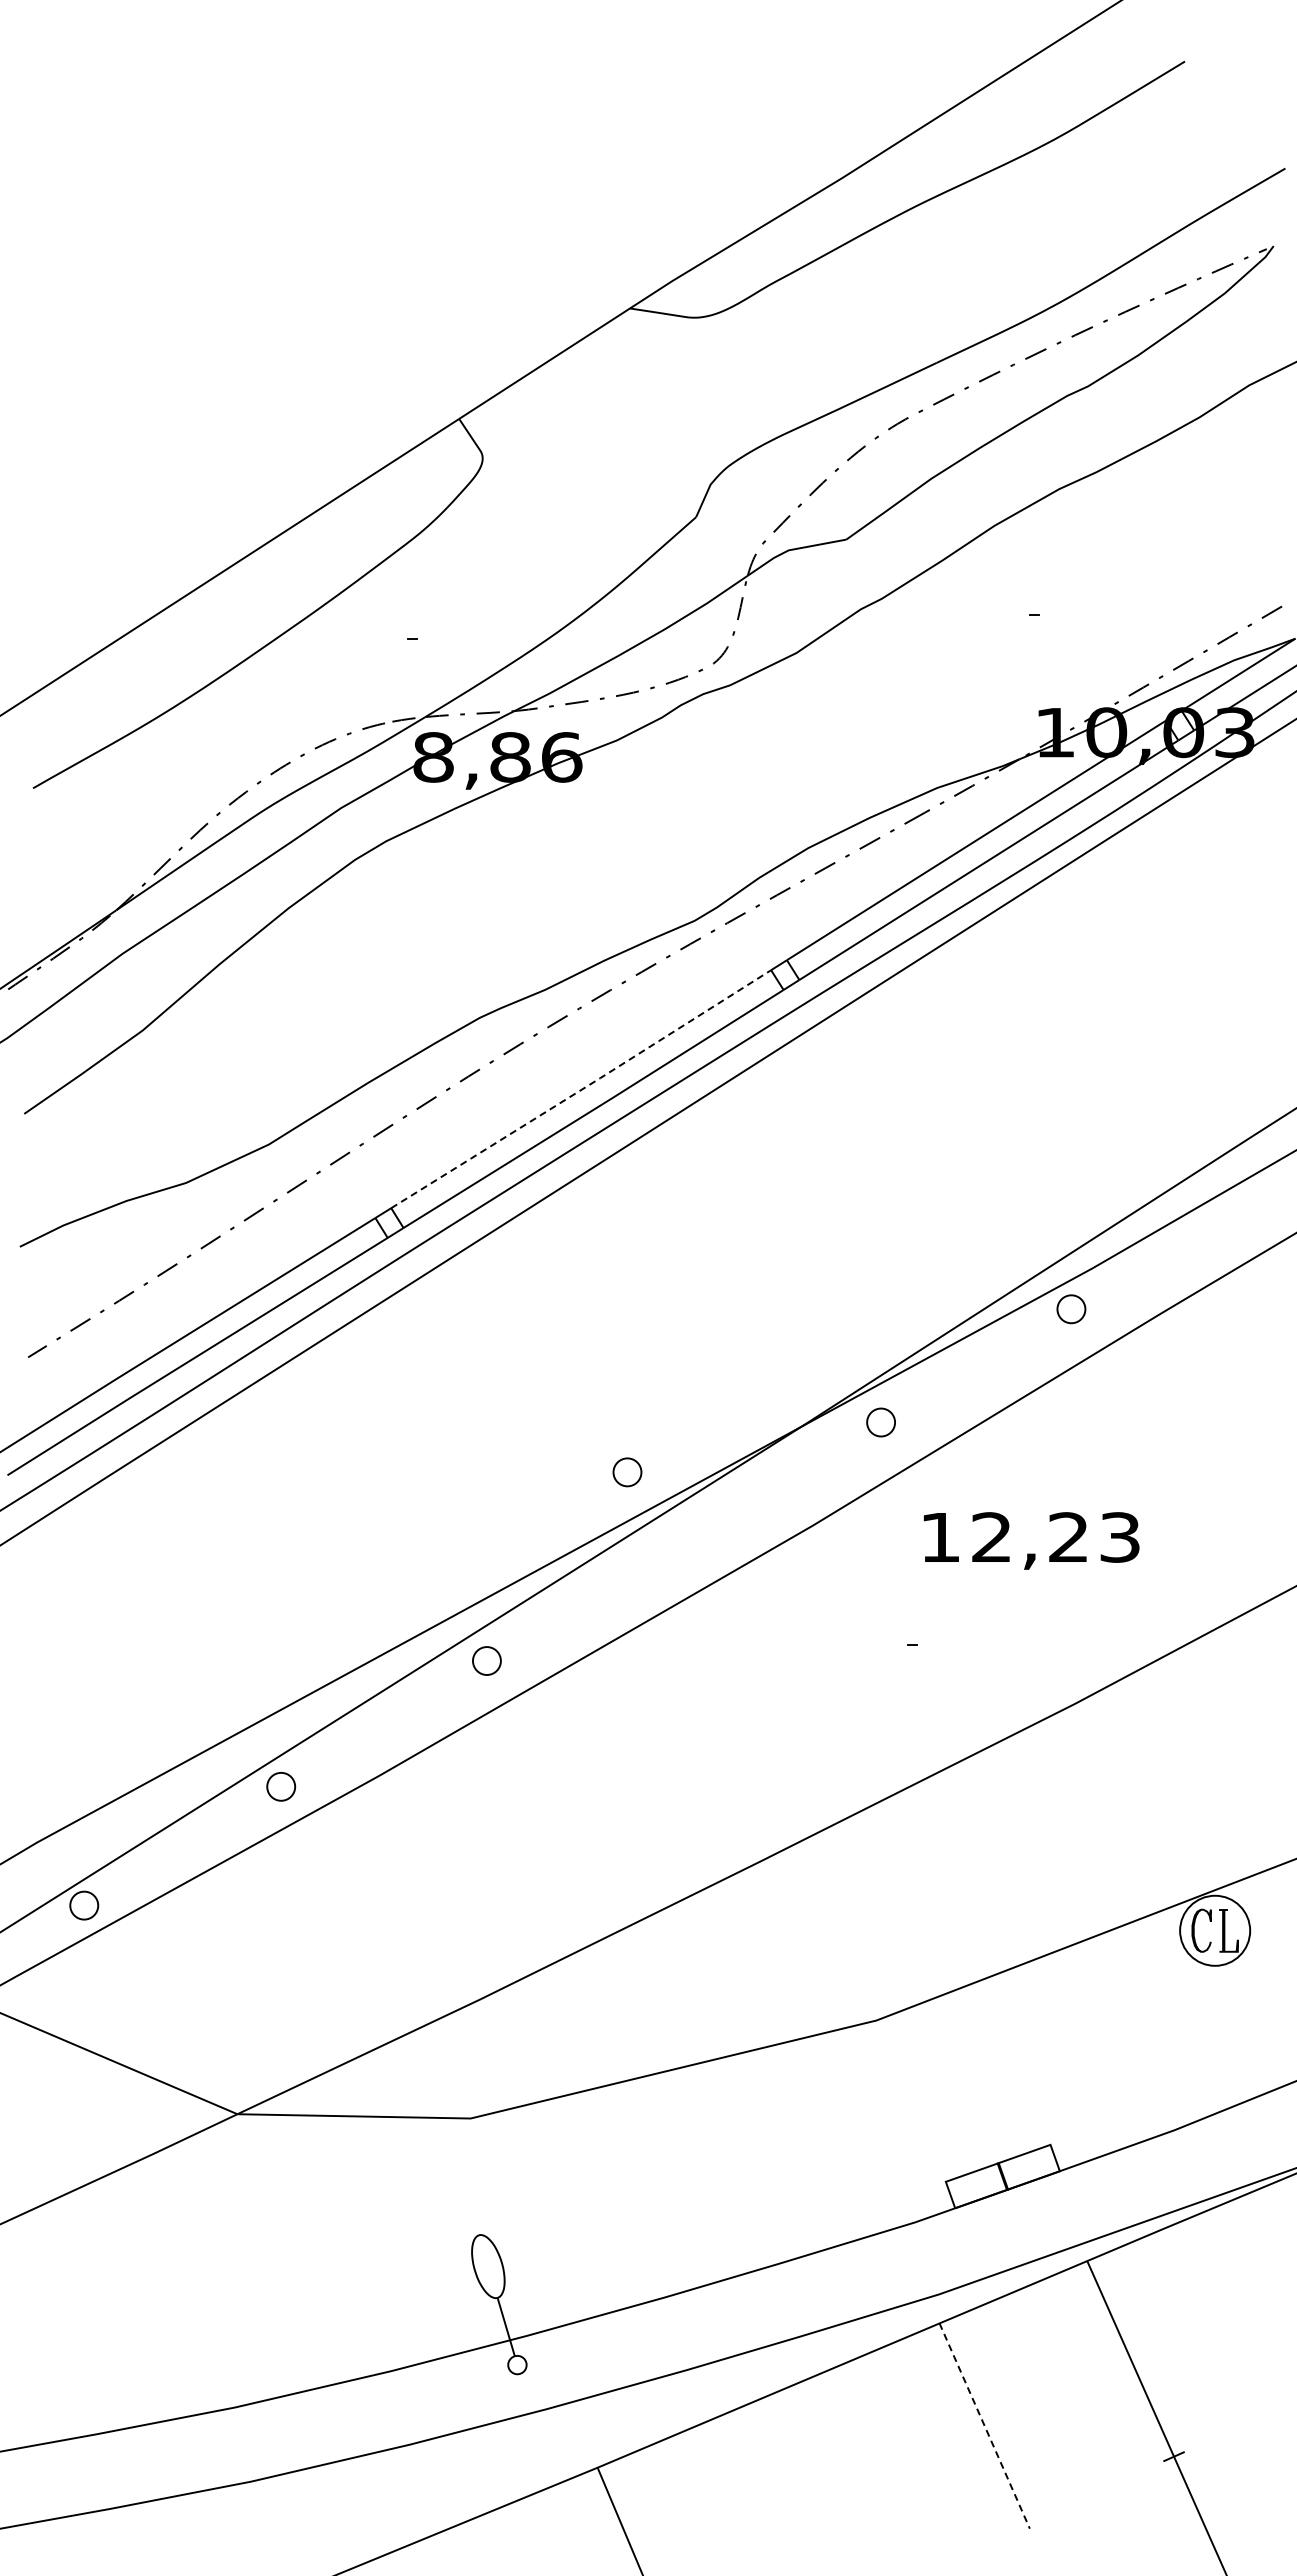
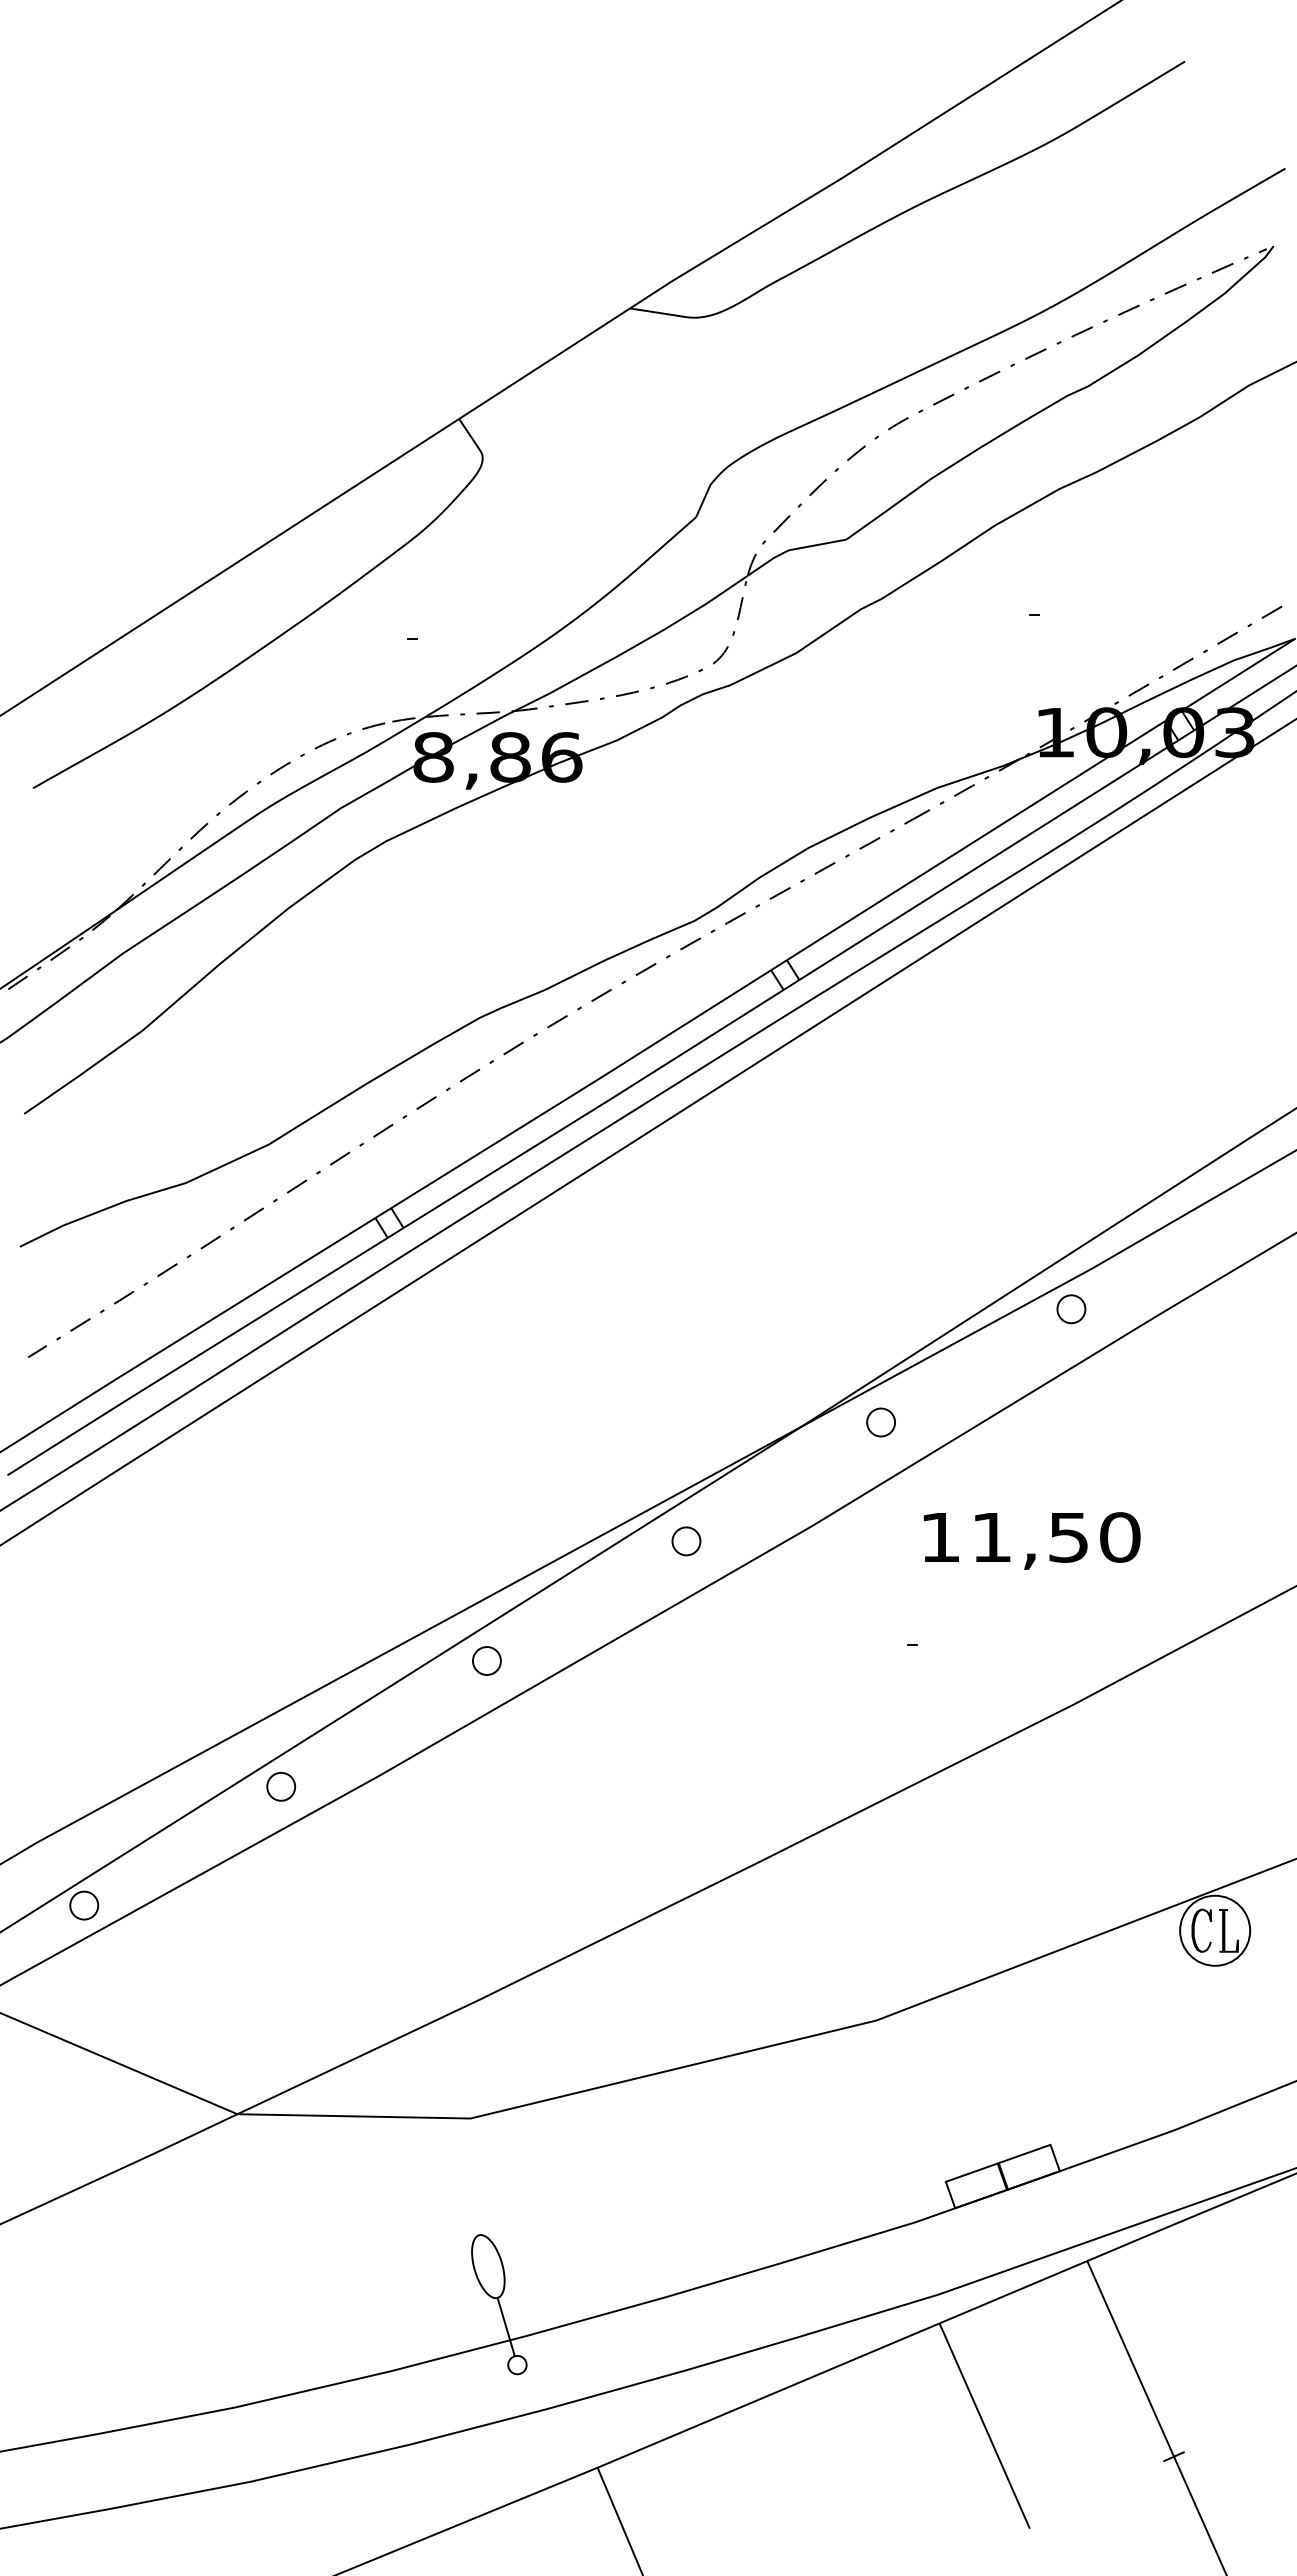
line: dashed -> solid (582, 1089)
part position: (627, 1472) -> (686, 1541) (686, 1541)
text: 12,23 -> 11,50 (1056, 1537)
line: dashed -> solid (984, 2426)
